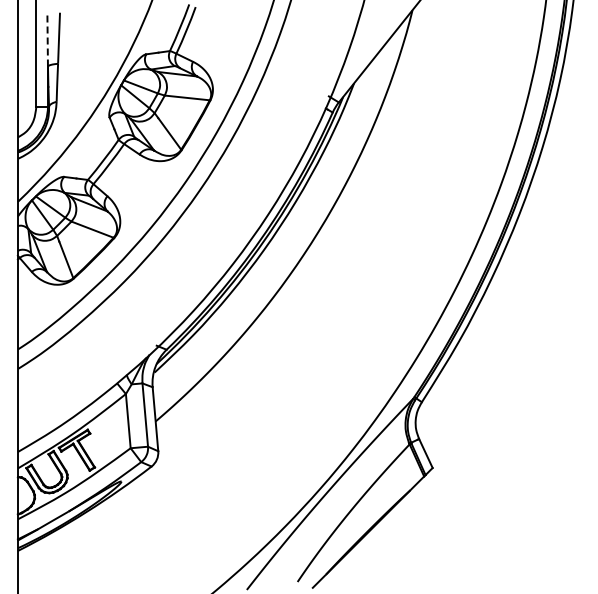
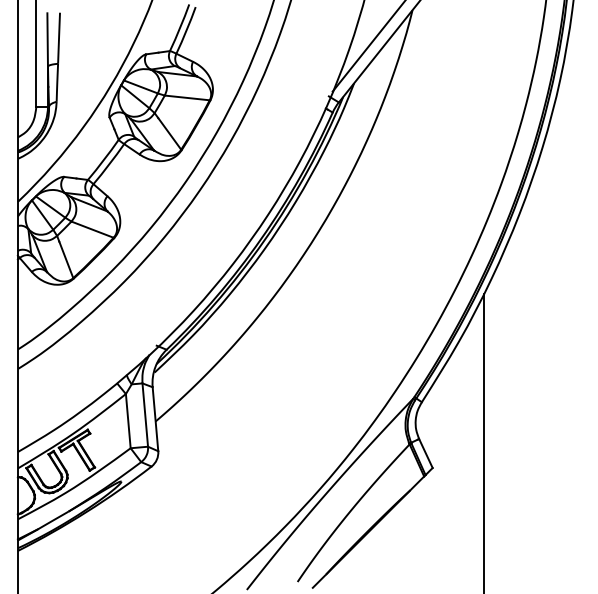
line: dashed -> solid (47, 39)
line: none -> present (367, 46)
line: none -> present (483, 442)
